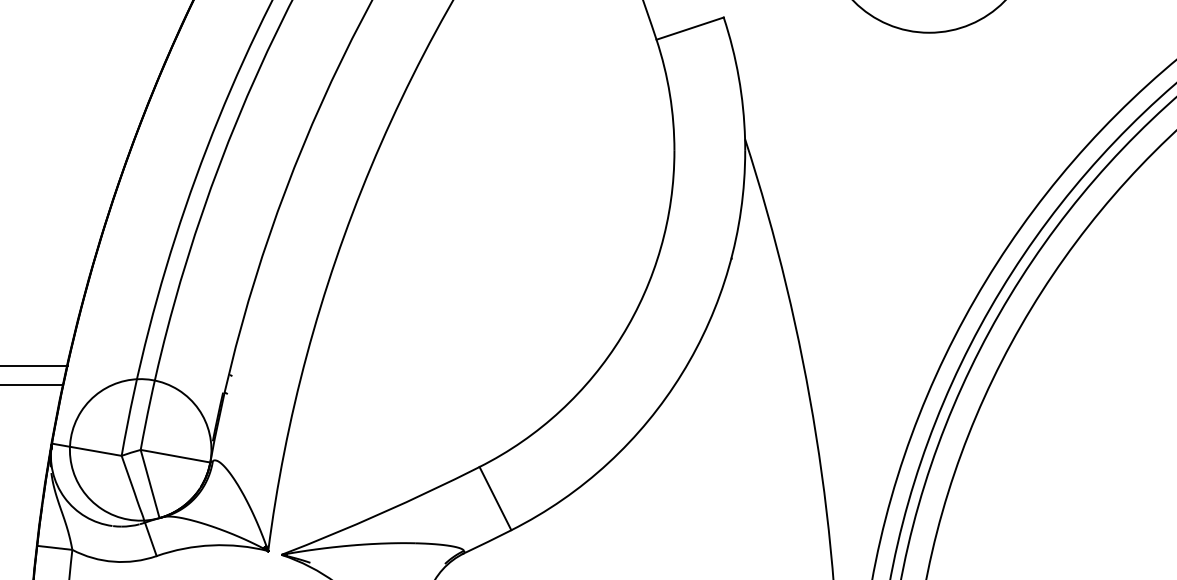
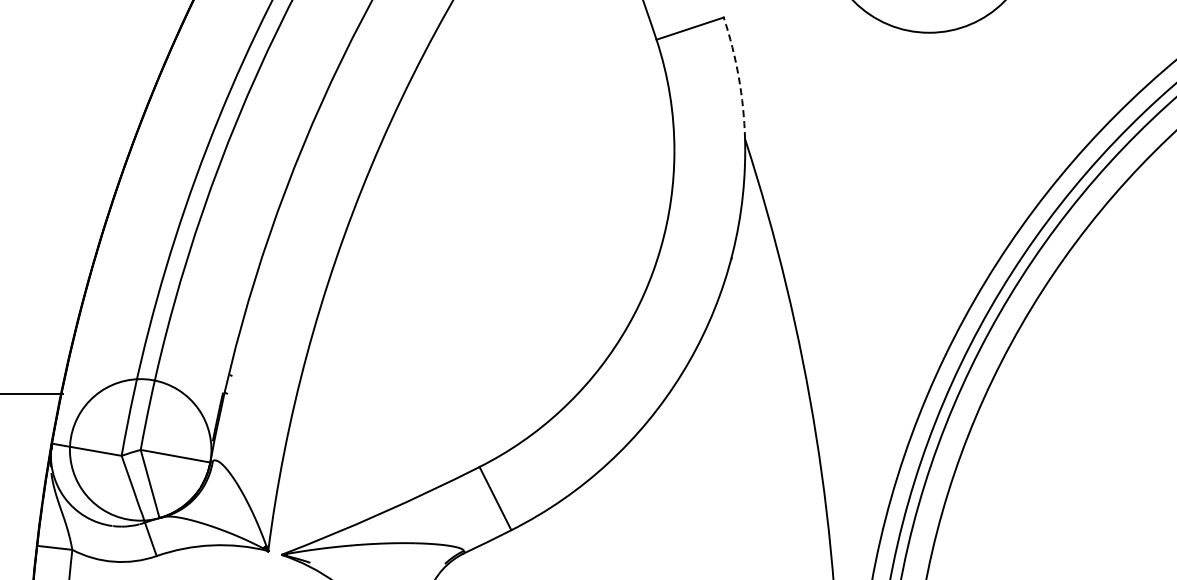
arc: solid -> dashed (738, 77)
line: present -> none (35, 366)
line position: (32, 385) -> (32, 394) (32, 394)
